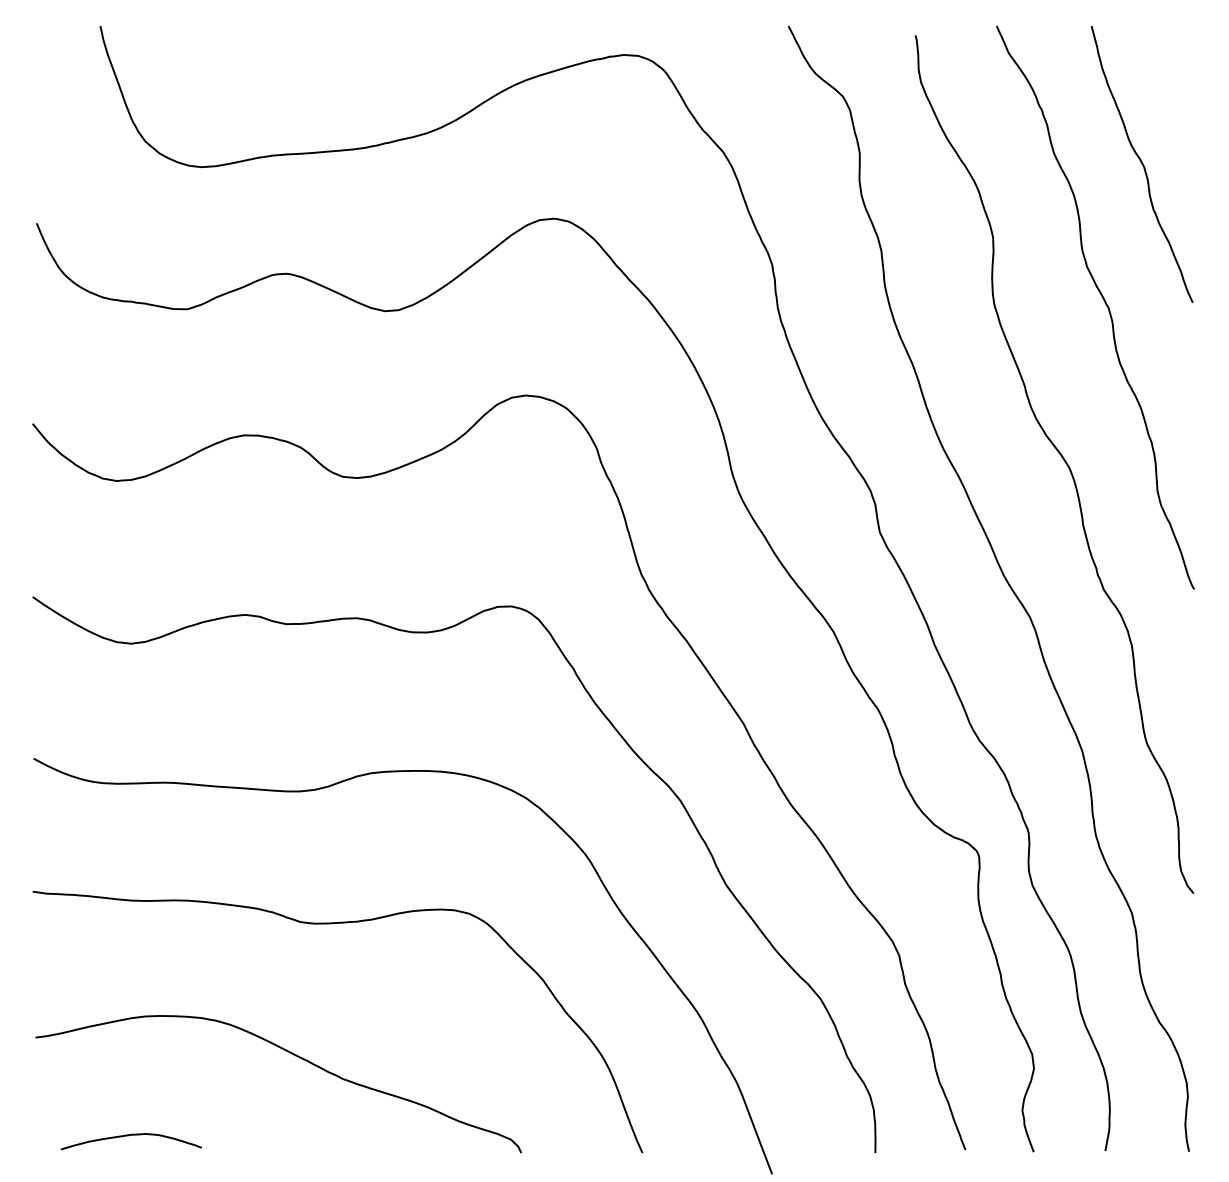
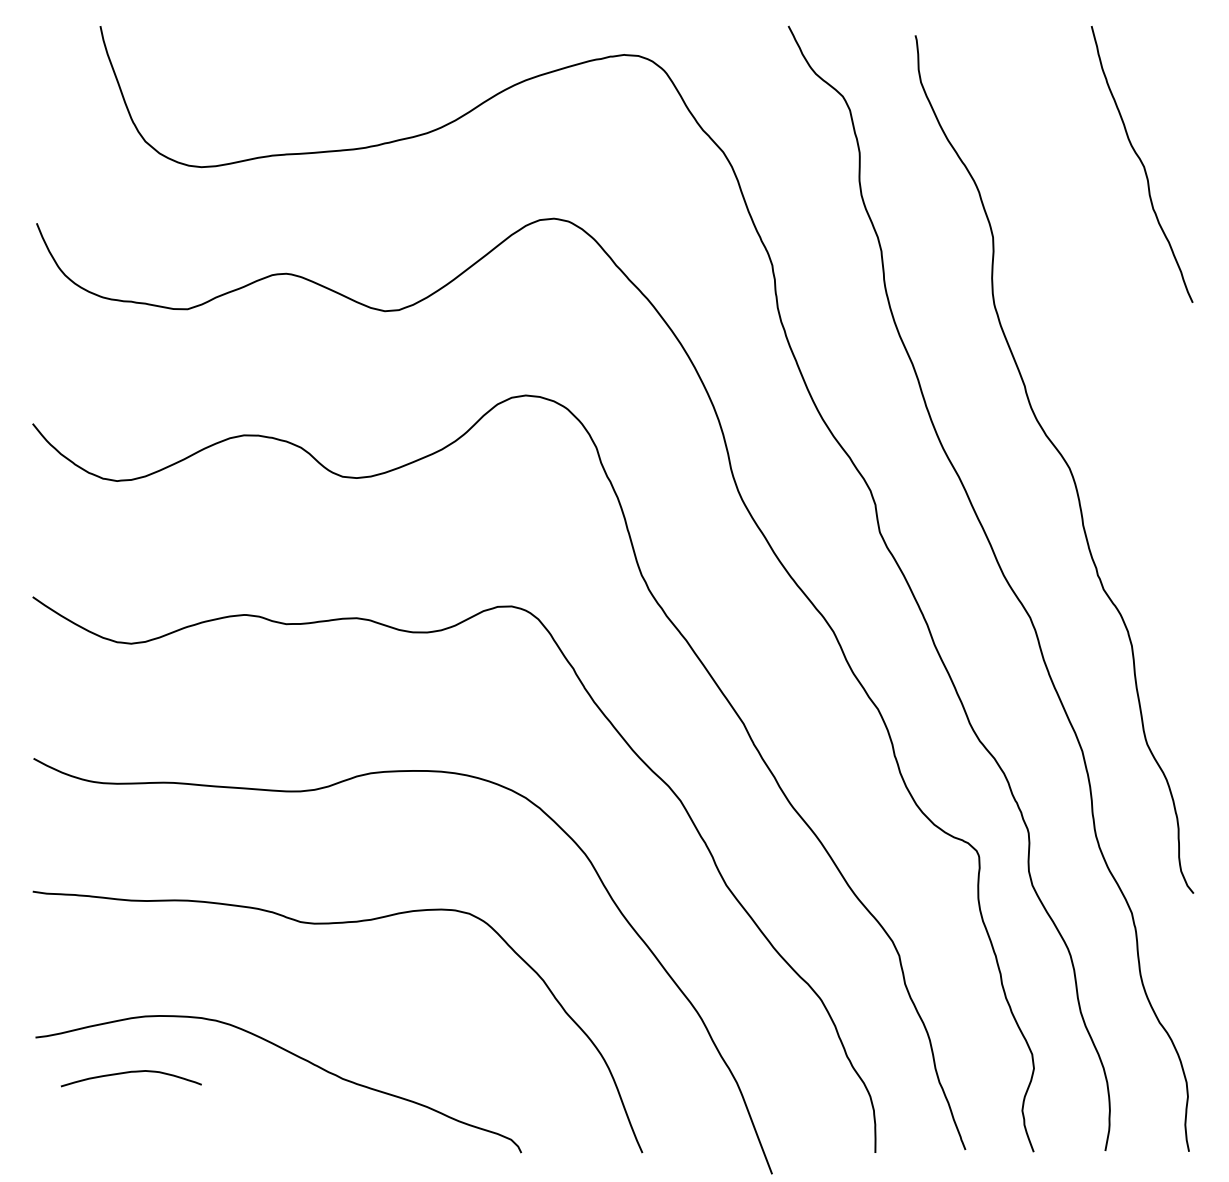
curve: present -> none (1104, 302)
curve position: (128, 1136) -> (128, 1073) (128, 1073)
